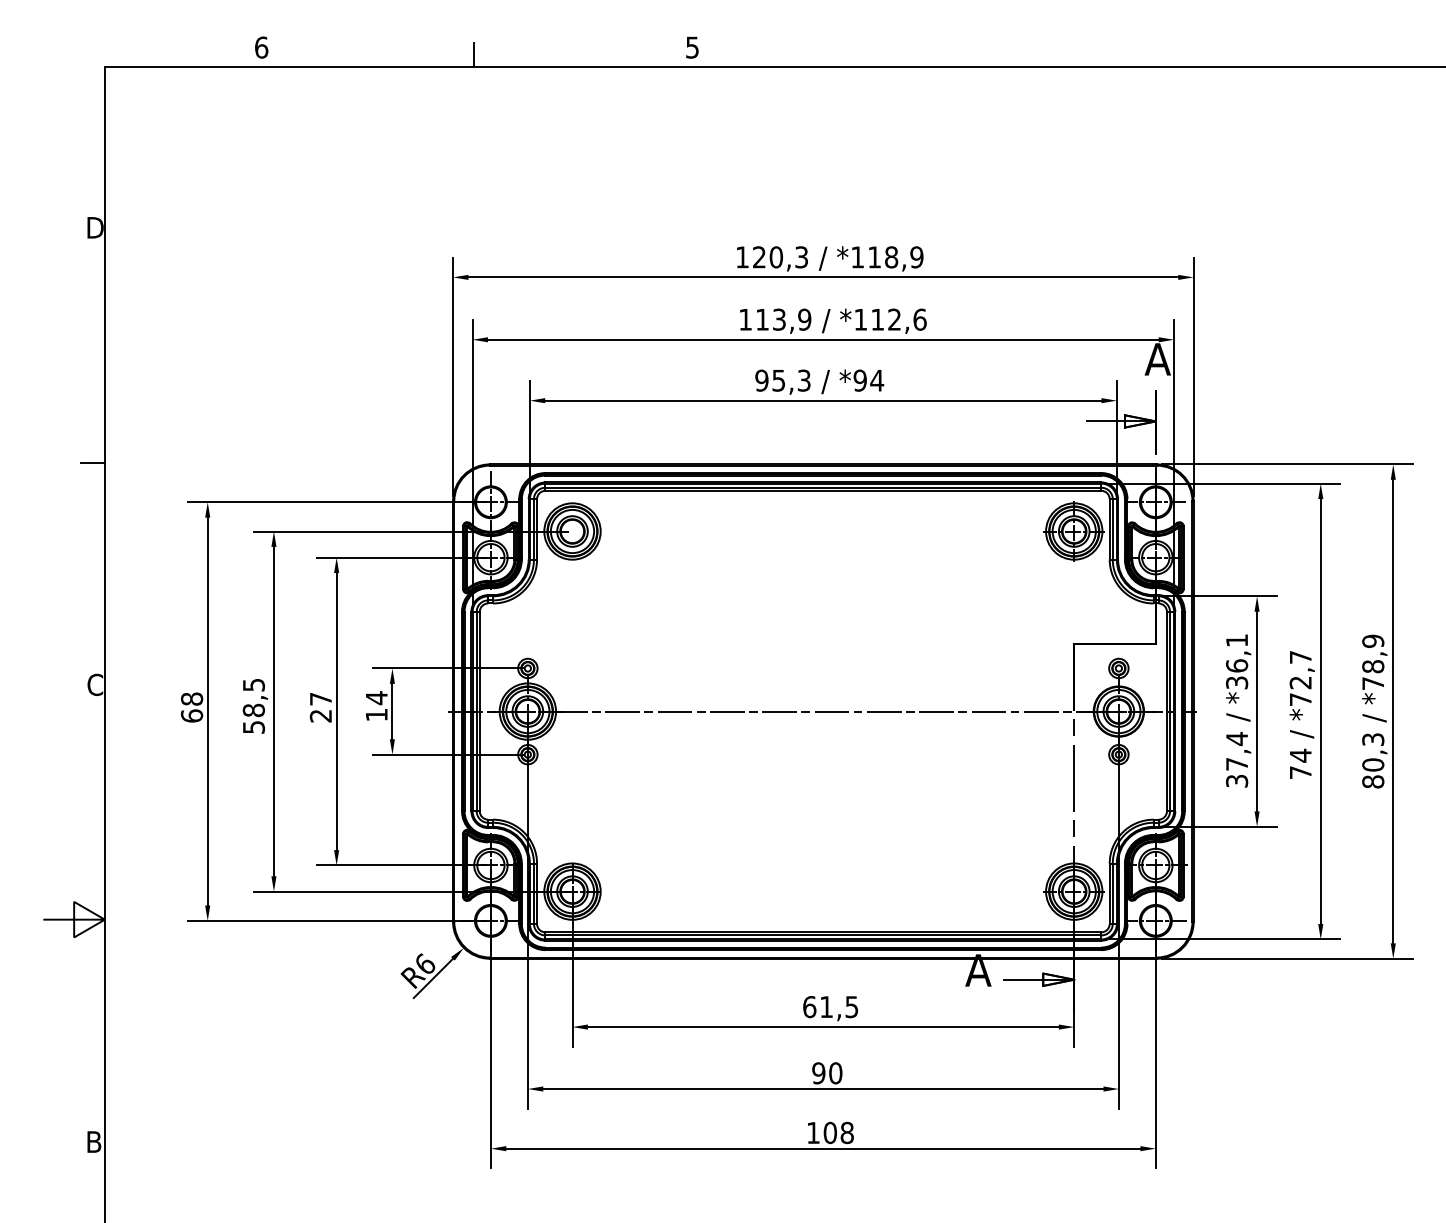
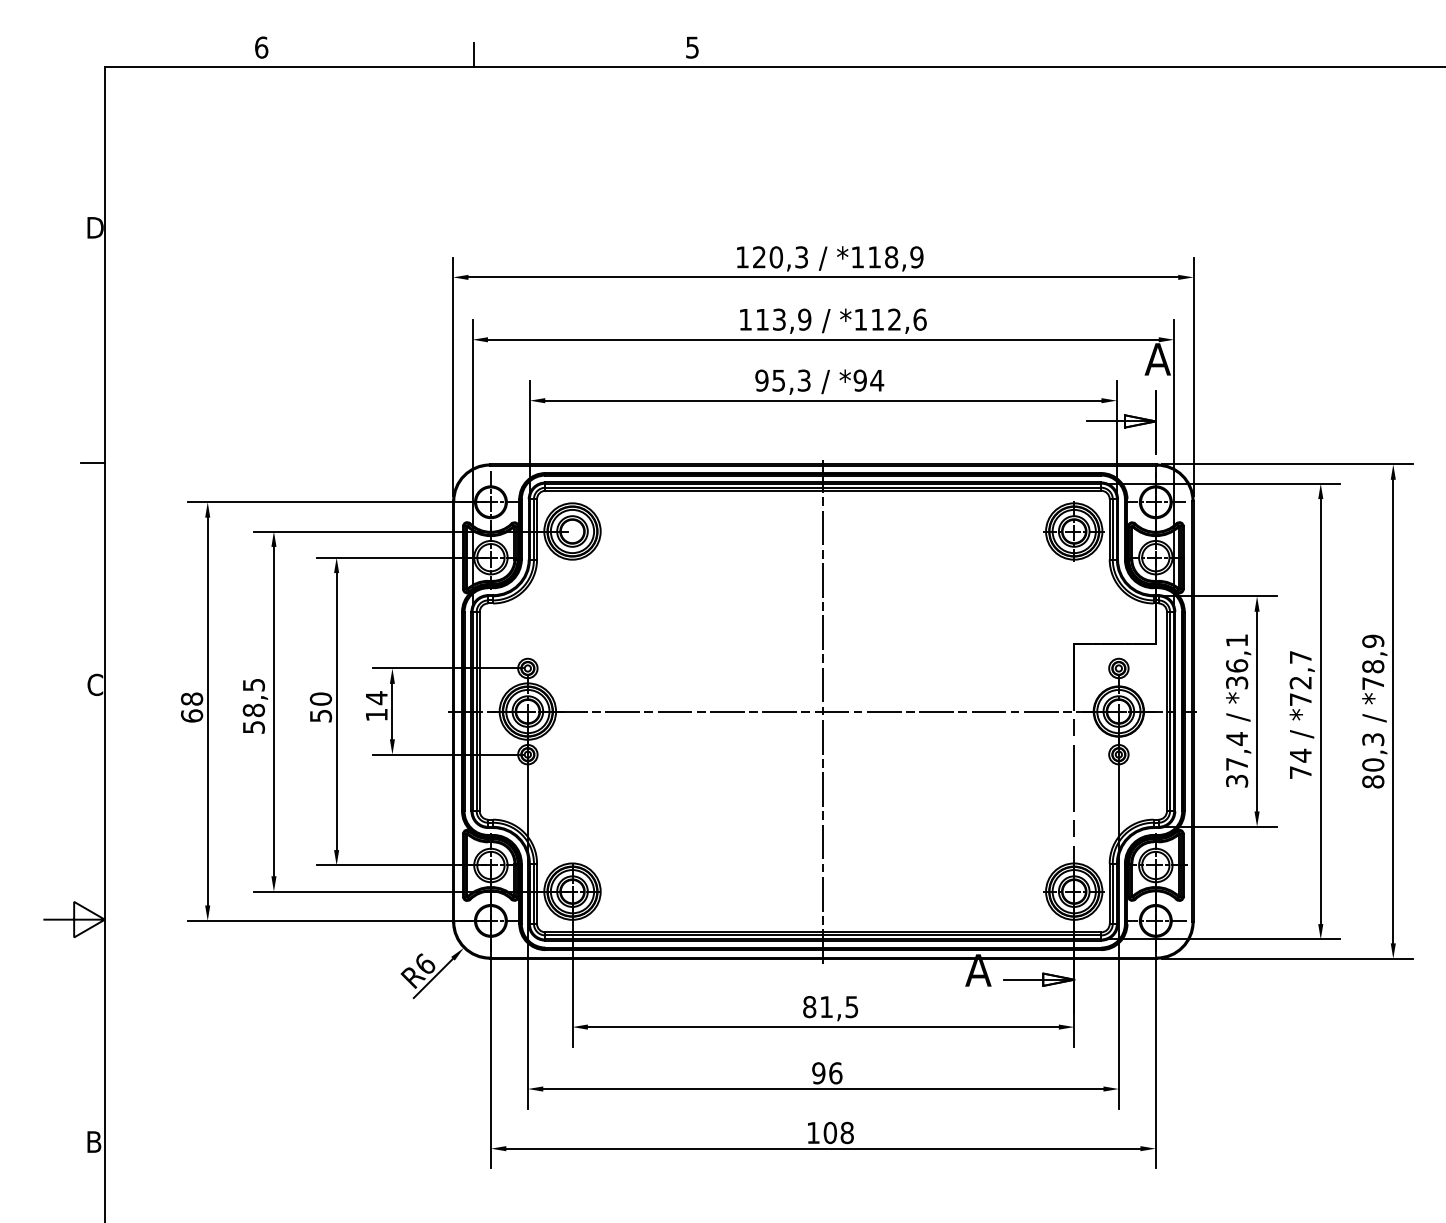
text: 27 -> 50 (320, 707)
line: none -> present (823, 712)
text: 61,5 -> 81,5 (809, 1007)
text: 90 -> 96 (835, 1073)
